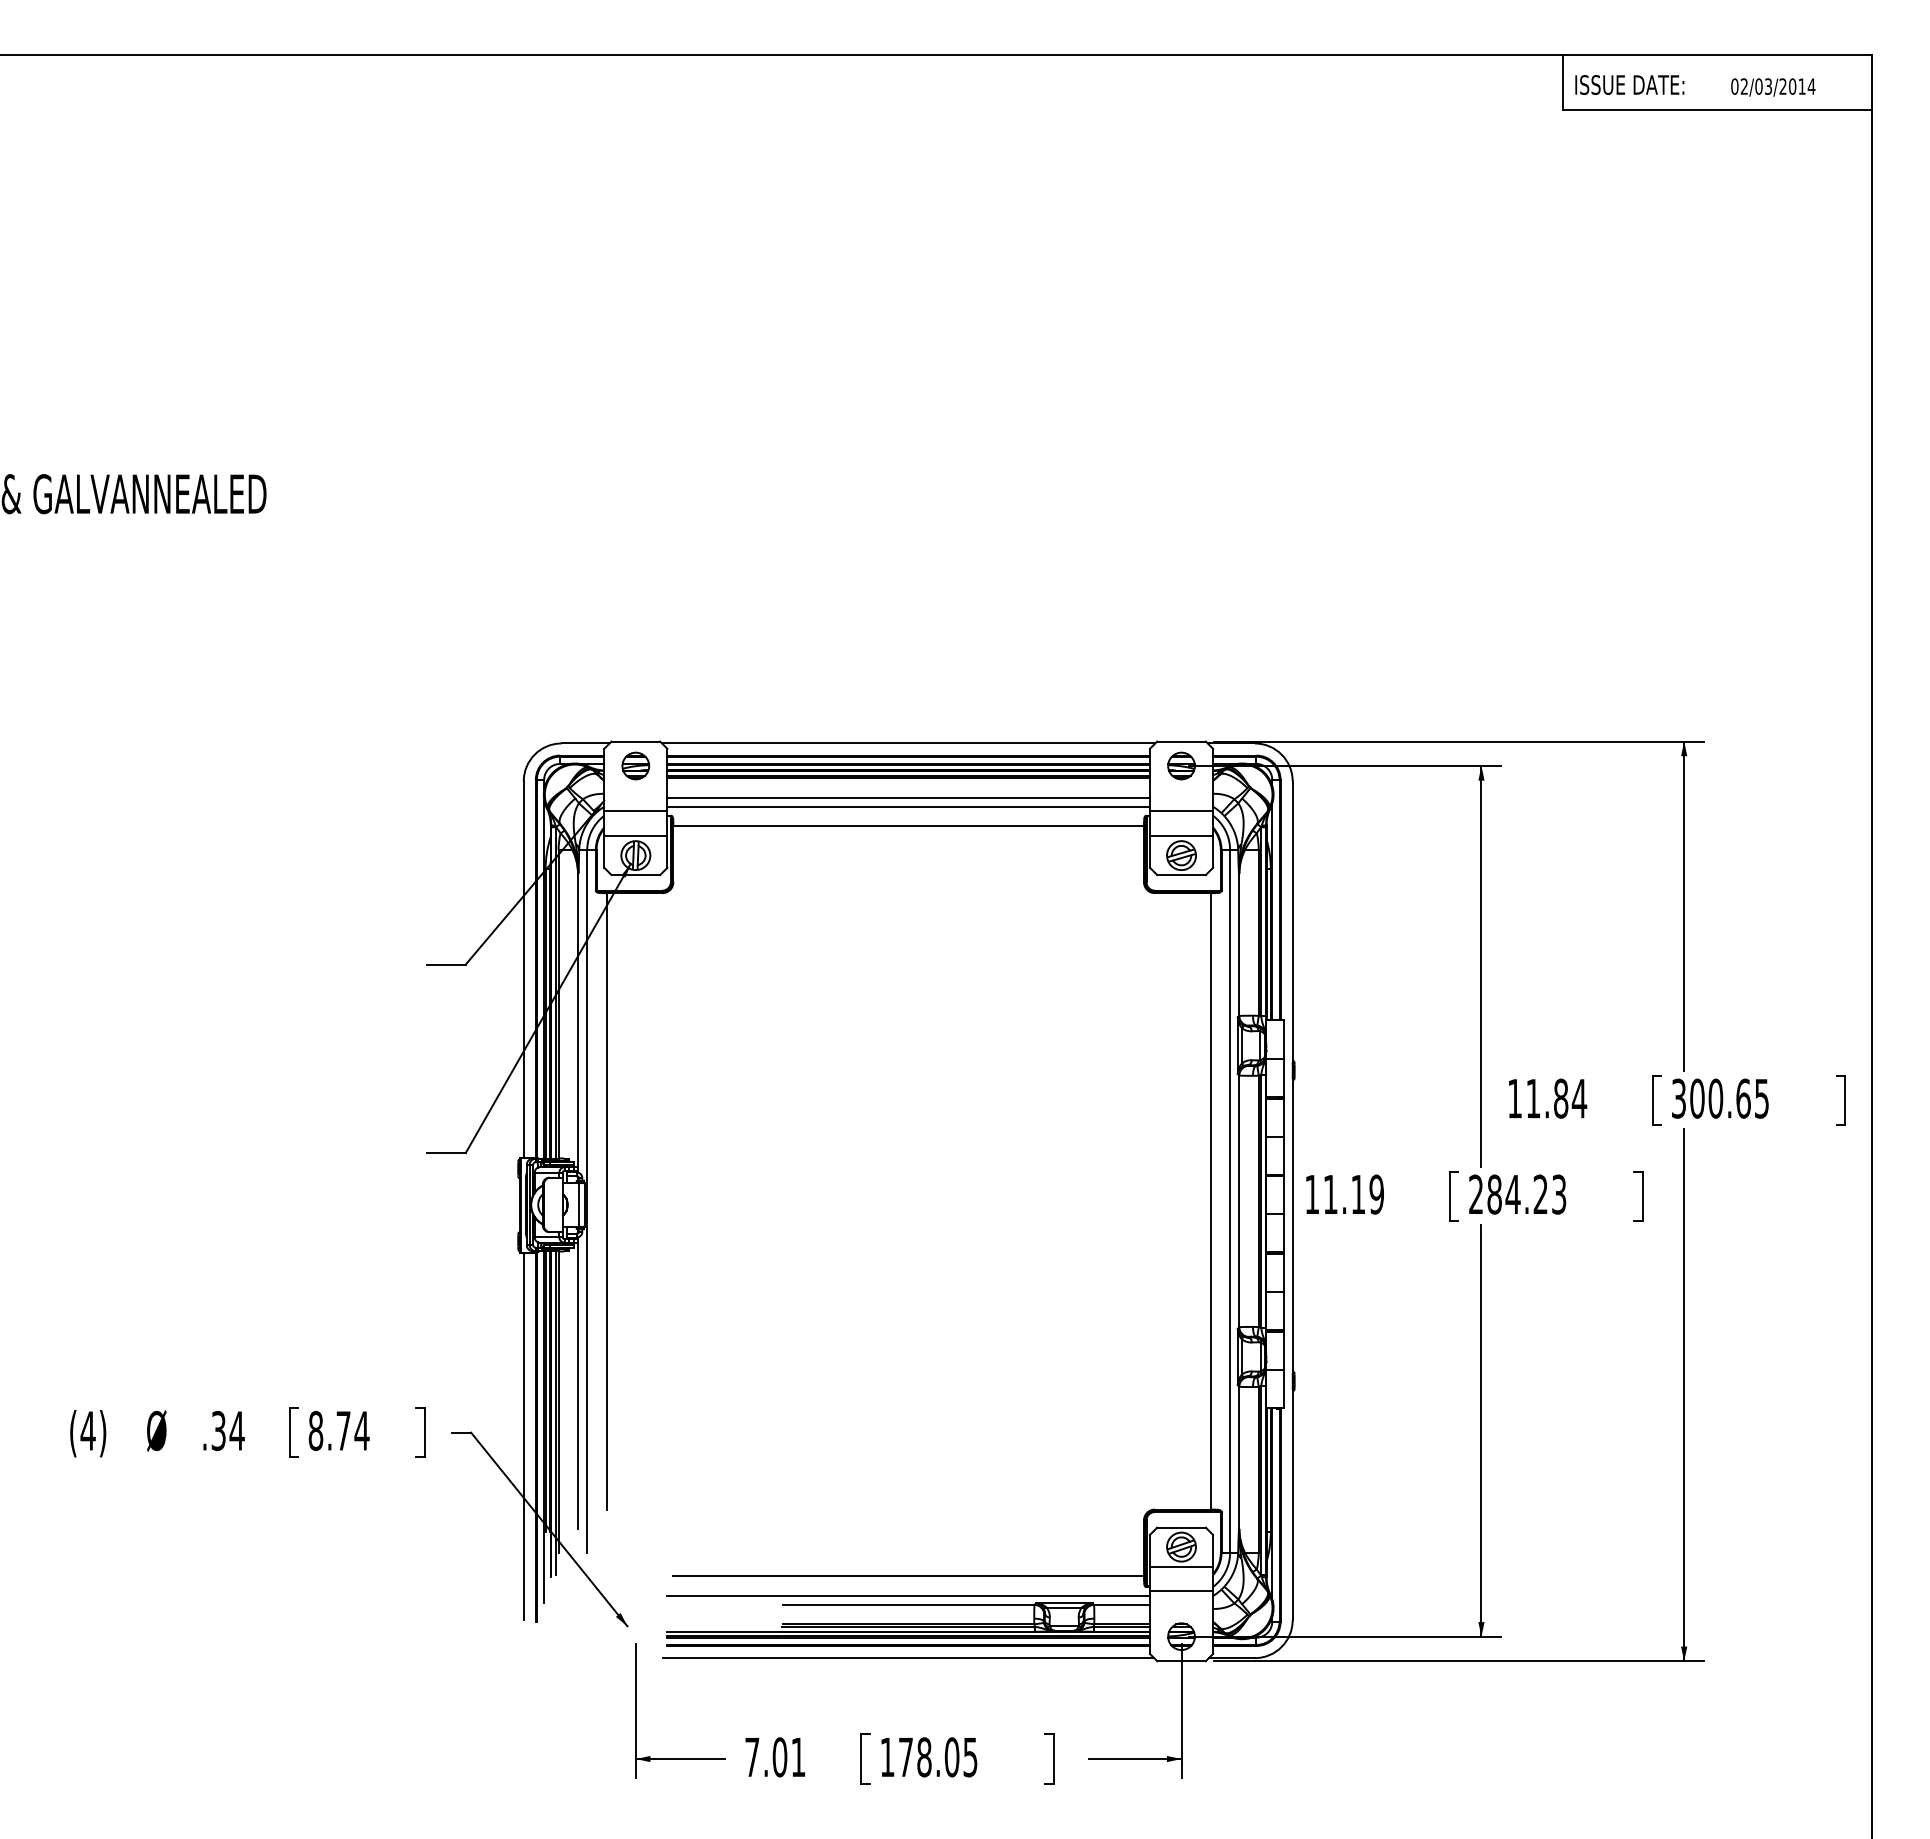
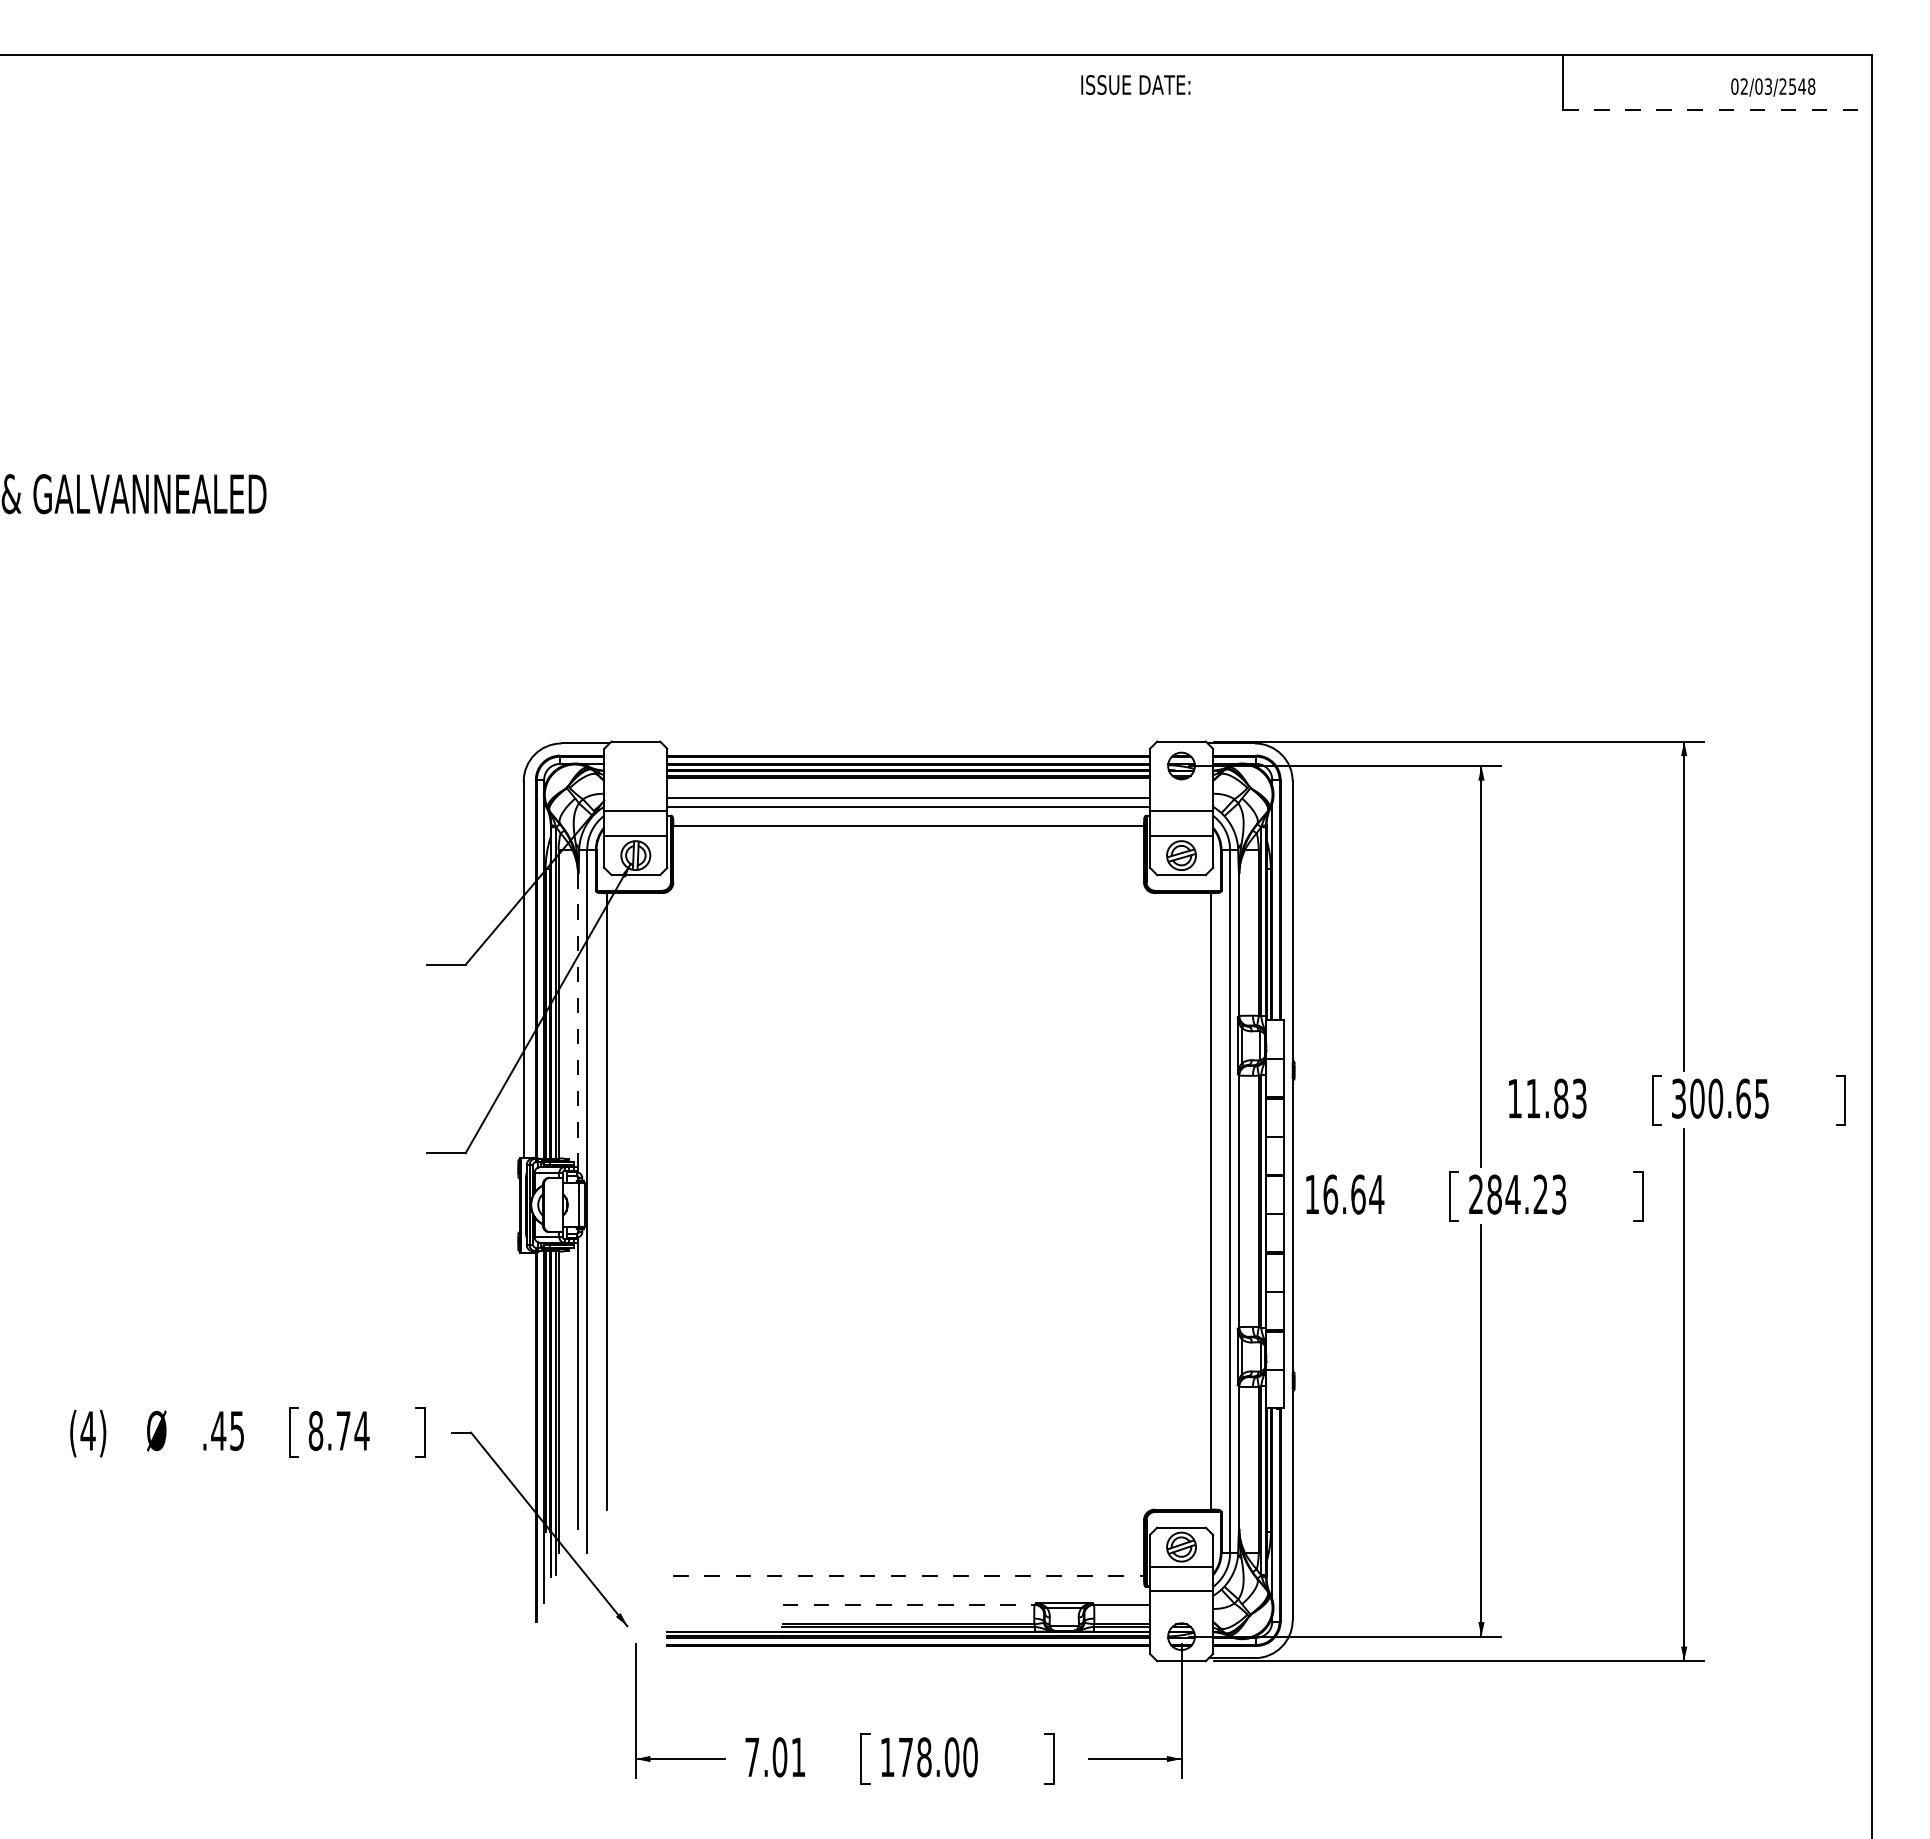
text position: (1629, 84) -> (1135, 84) (1135, 84)
text: 02/03/2014 -> 02/03/2548 (1801, 86)
line: solid -> dashed (1718, 110)
line: present -> none (908, 743)
part: present -> none (635, 765)
line: solid -> dashed (578, 1020)
text: 11.84 -> 11.83 (1579, 1098)
text: 11.19 -> 16.64 (1353, 1194)
text: .34 -> .45 (227, 1430)
line: present -> none (523, 1436)
line: solid -> dashed (909, 1576)
line: present -> none (908, 1595)
line: solid -> dashed (908, 1604)
line: present -> none (908, 1658)
text: 178.05 -> 178.00 (970, 1757)
